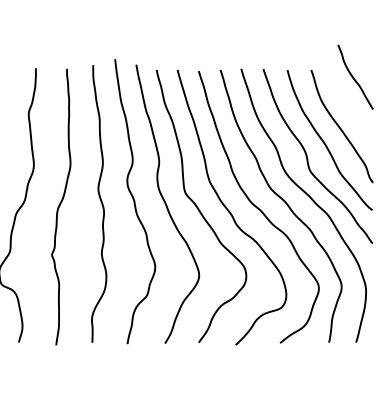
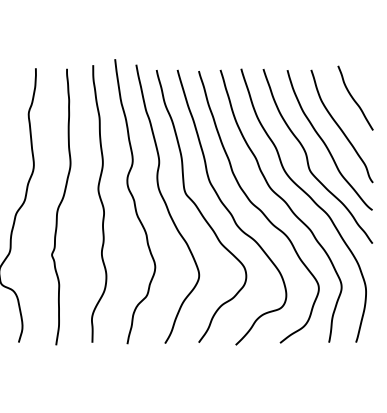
curve position: (354, 77) -> (354, 98) (354, 98)
